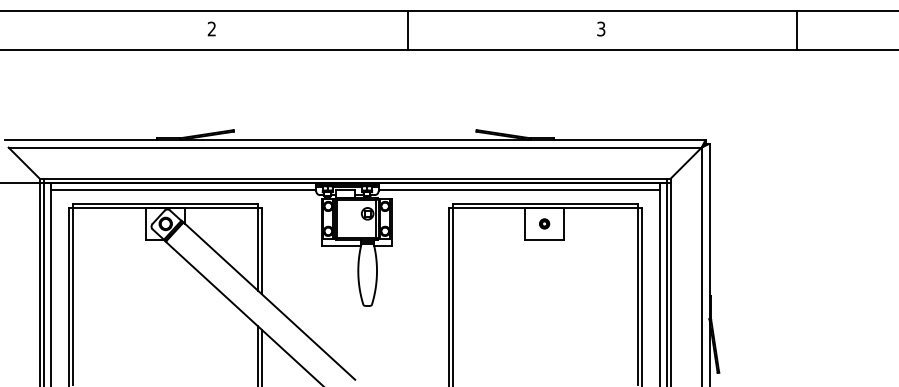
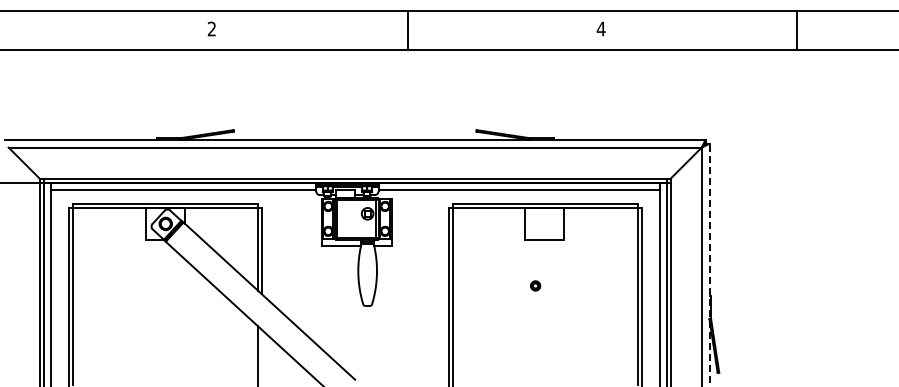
text: 3 -> 4 (600, 28)
part position: (544, 223) -> (535, 285) (535, 285)
line: solid -> dashed (709, 264)
line: present -> none (261, 356)
